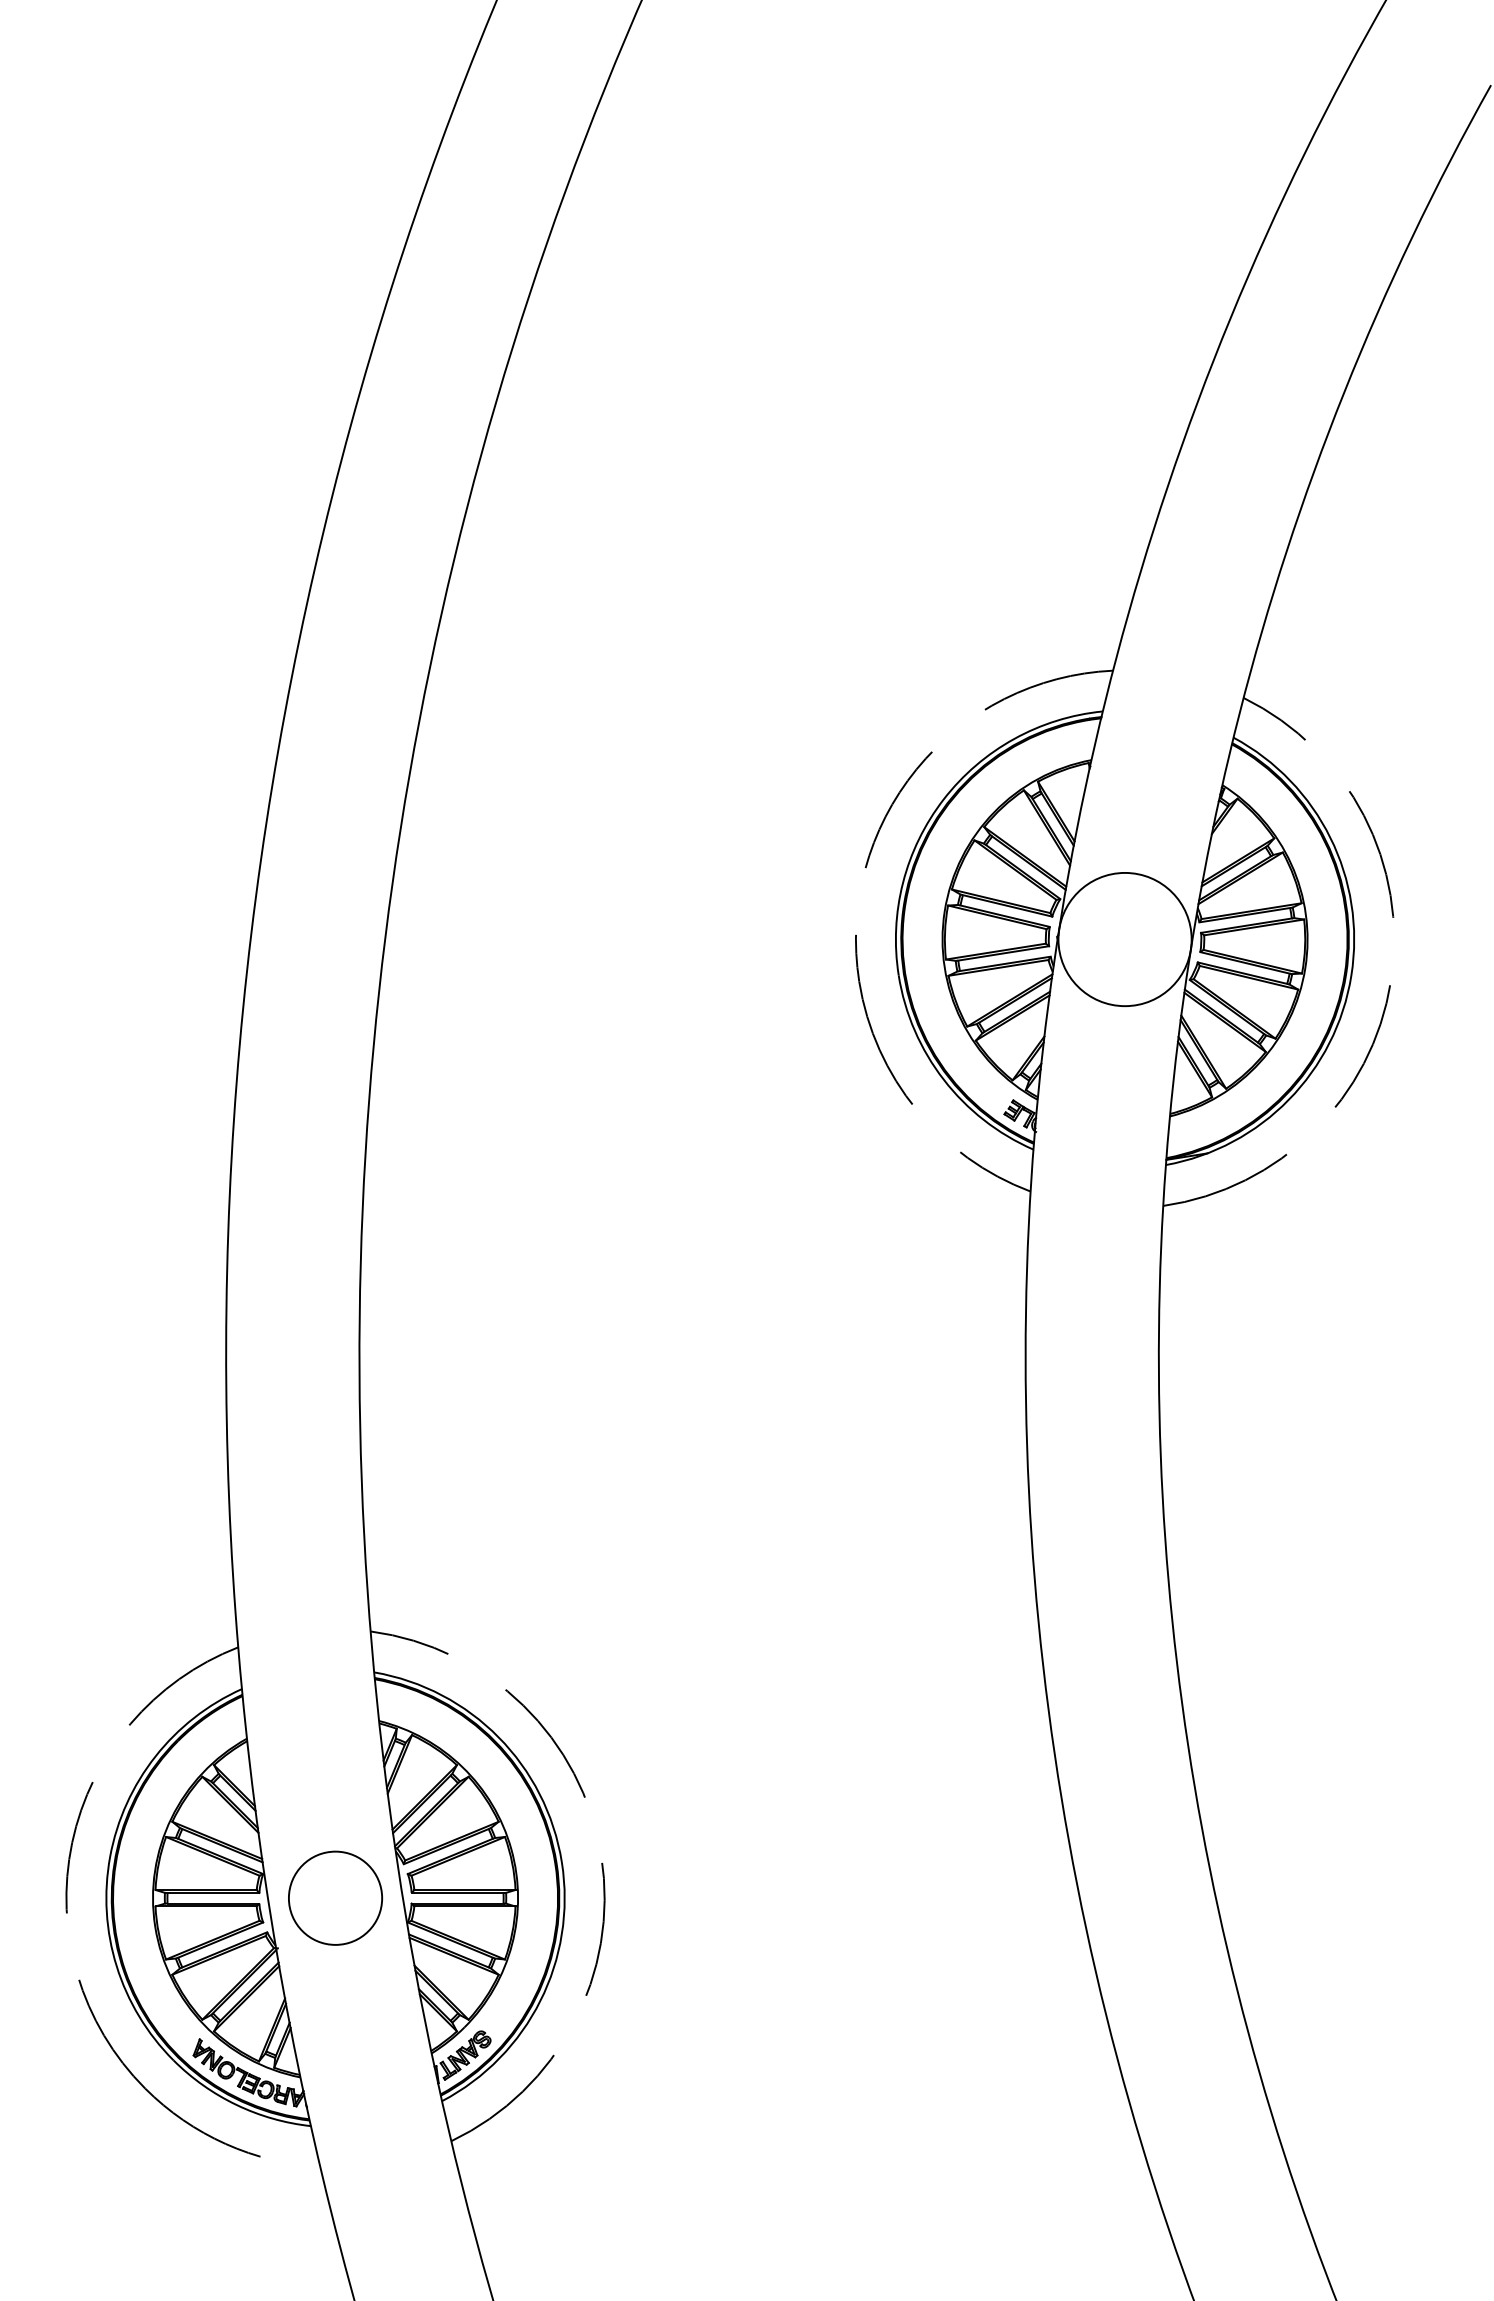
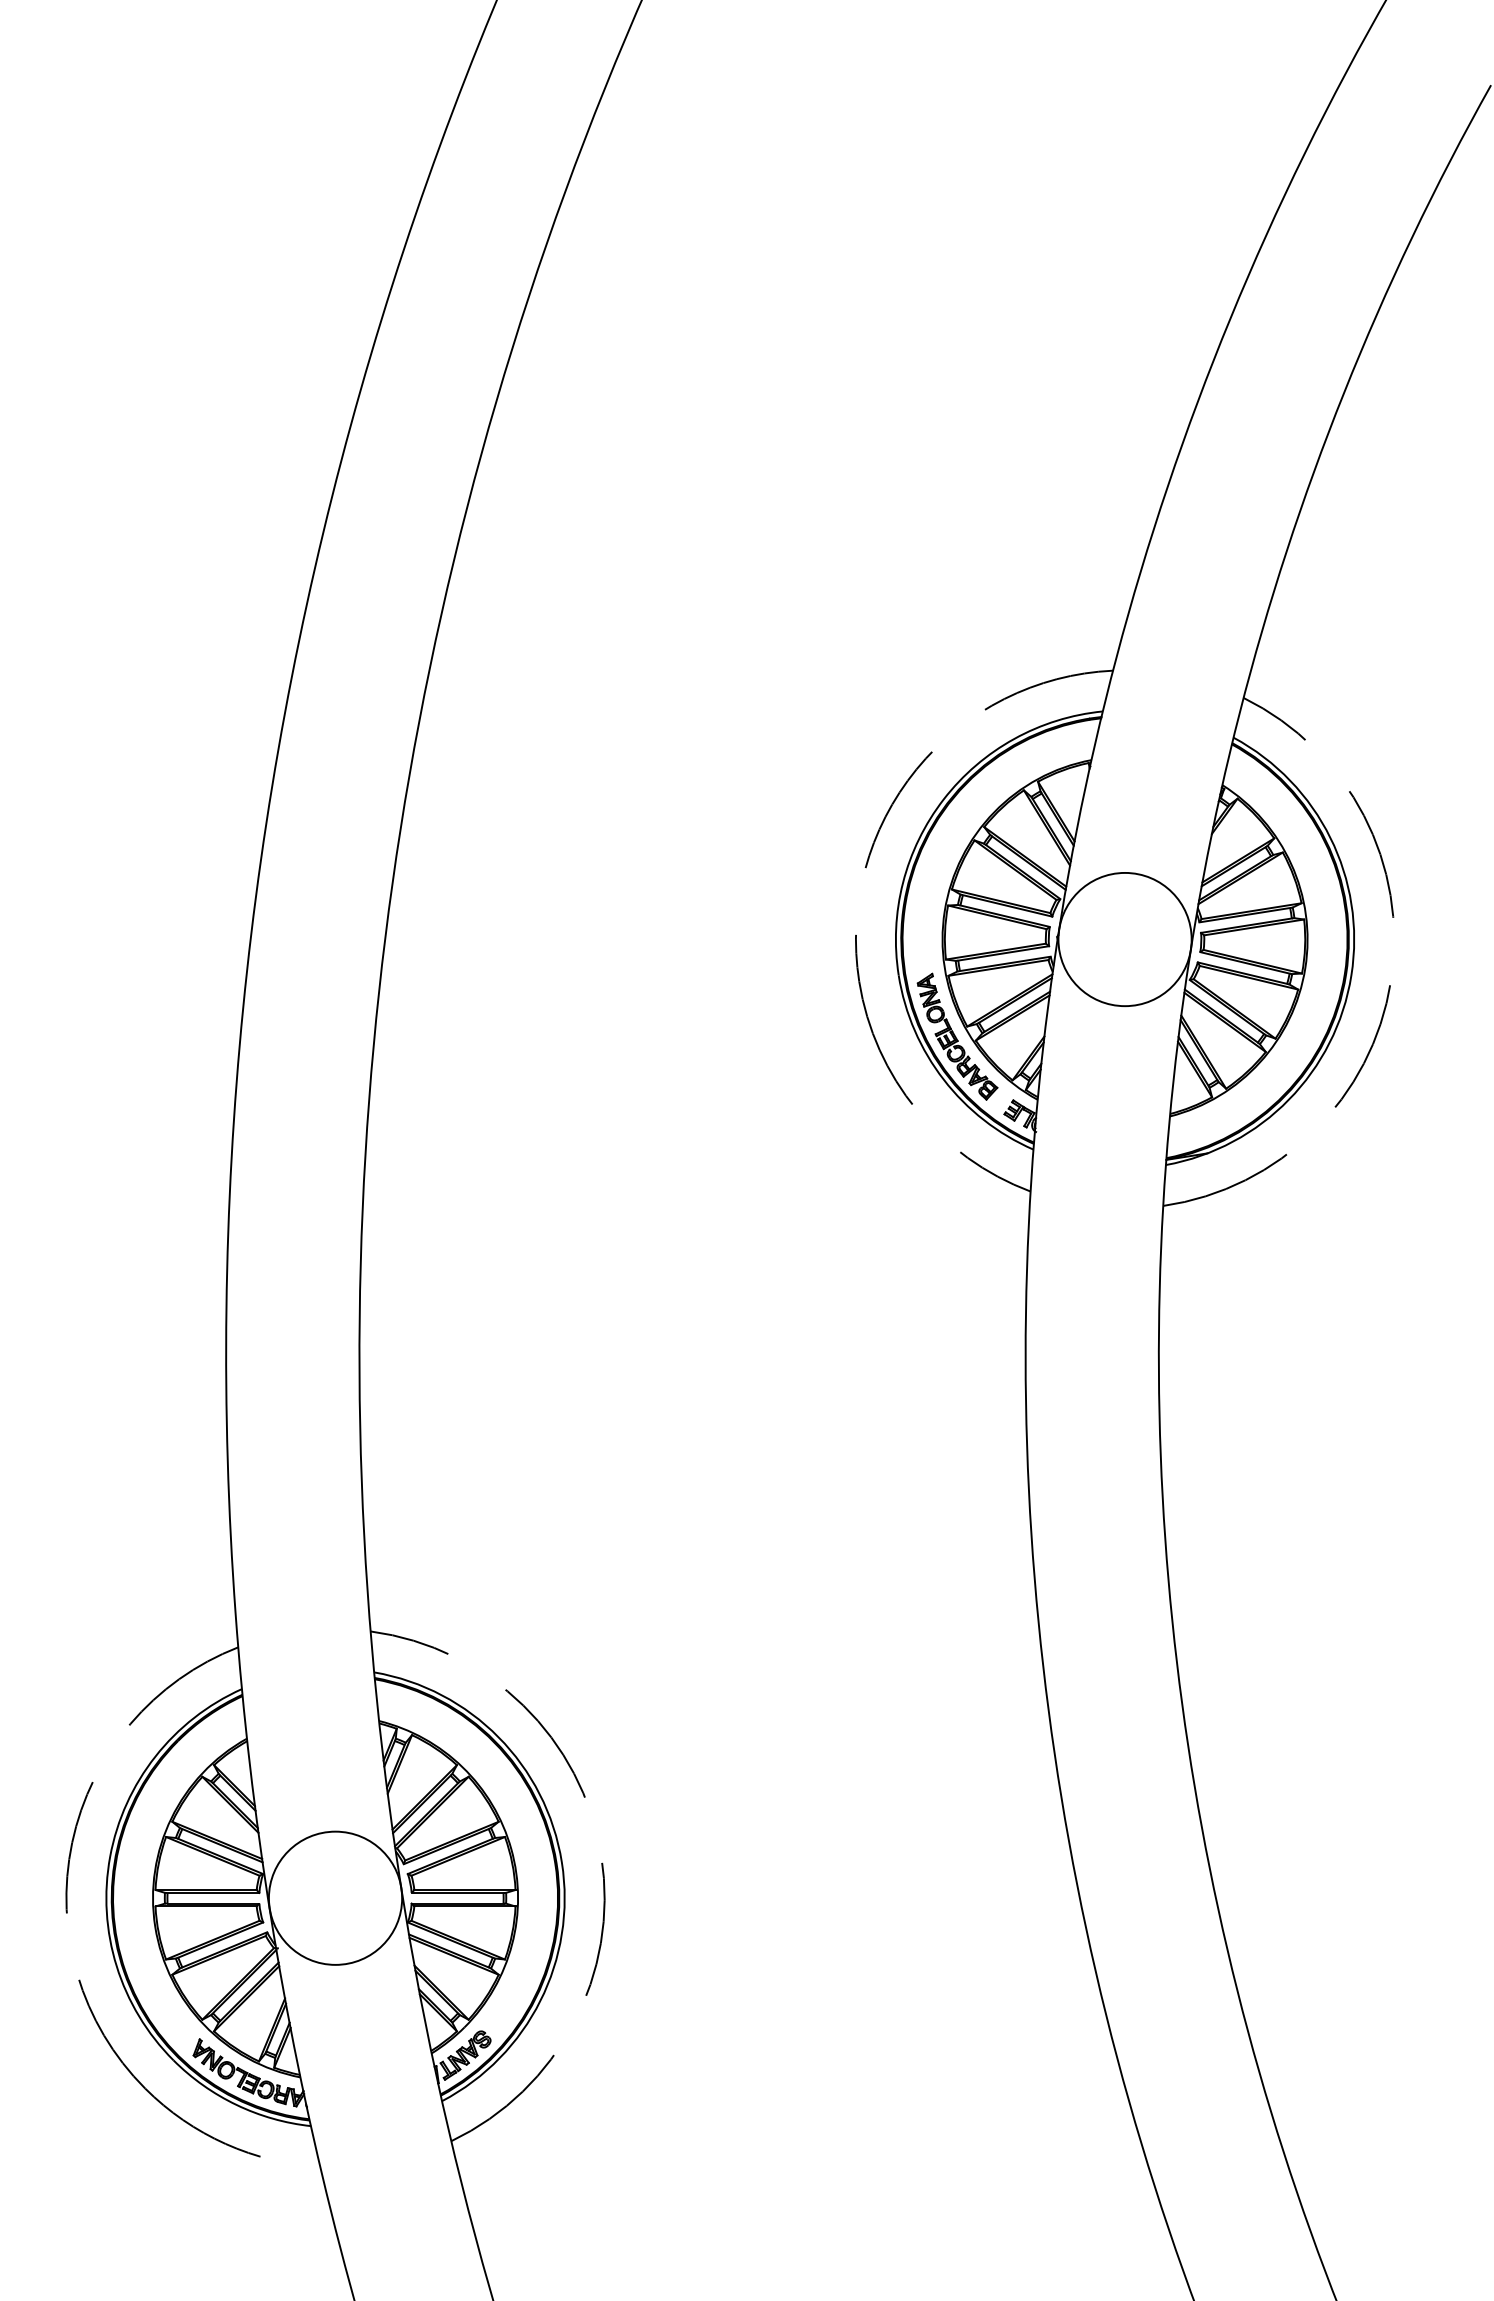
part: none -> present (957, 1036)
circle diameter: 93 px -> 133 px (335, 1897)
